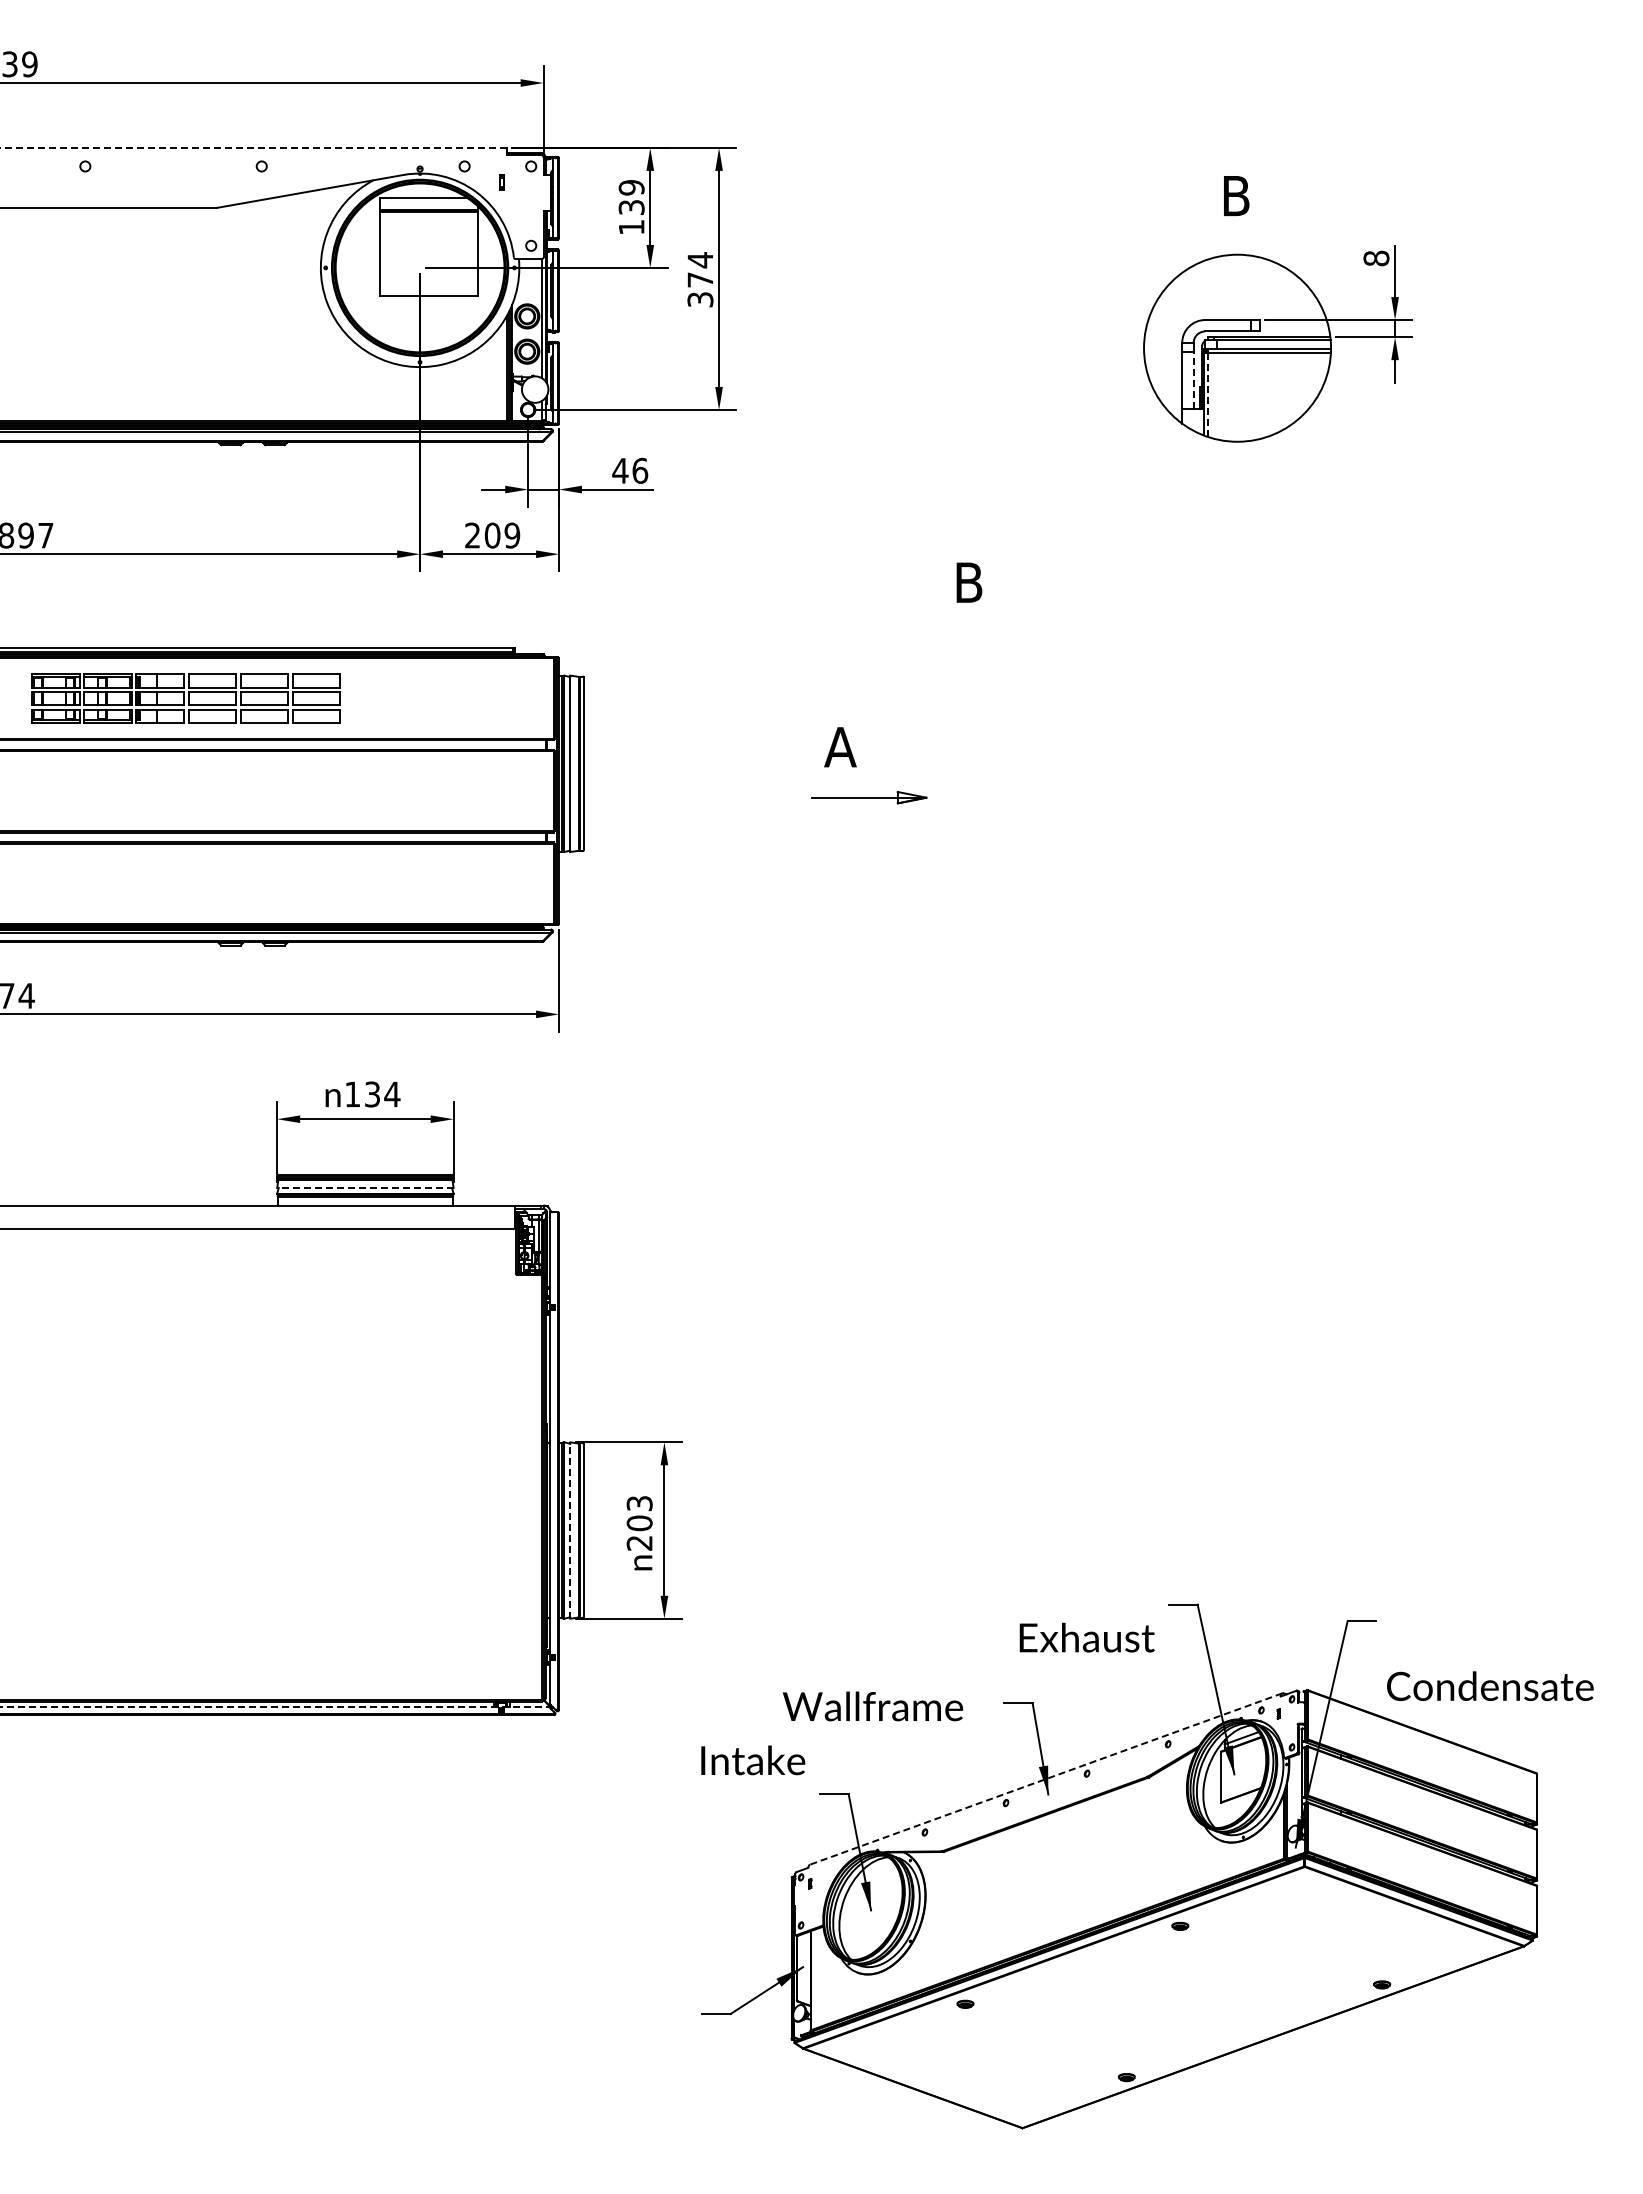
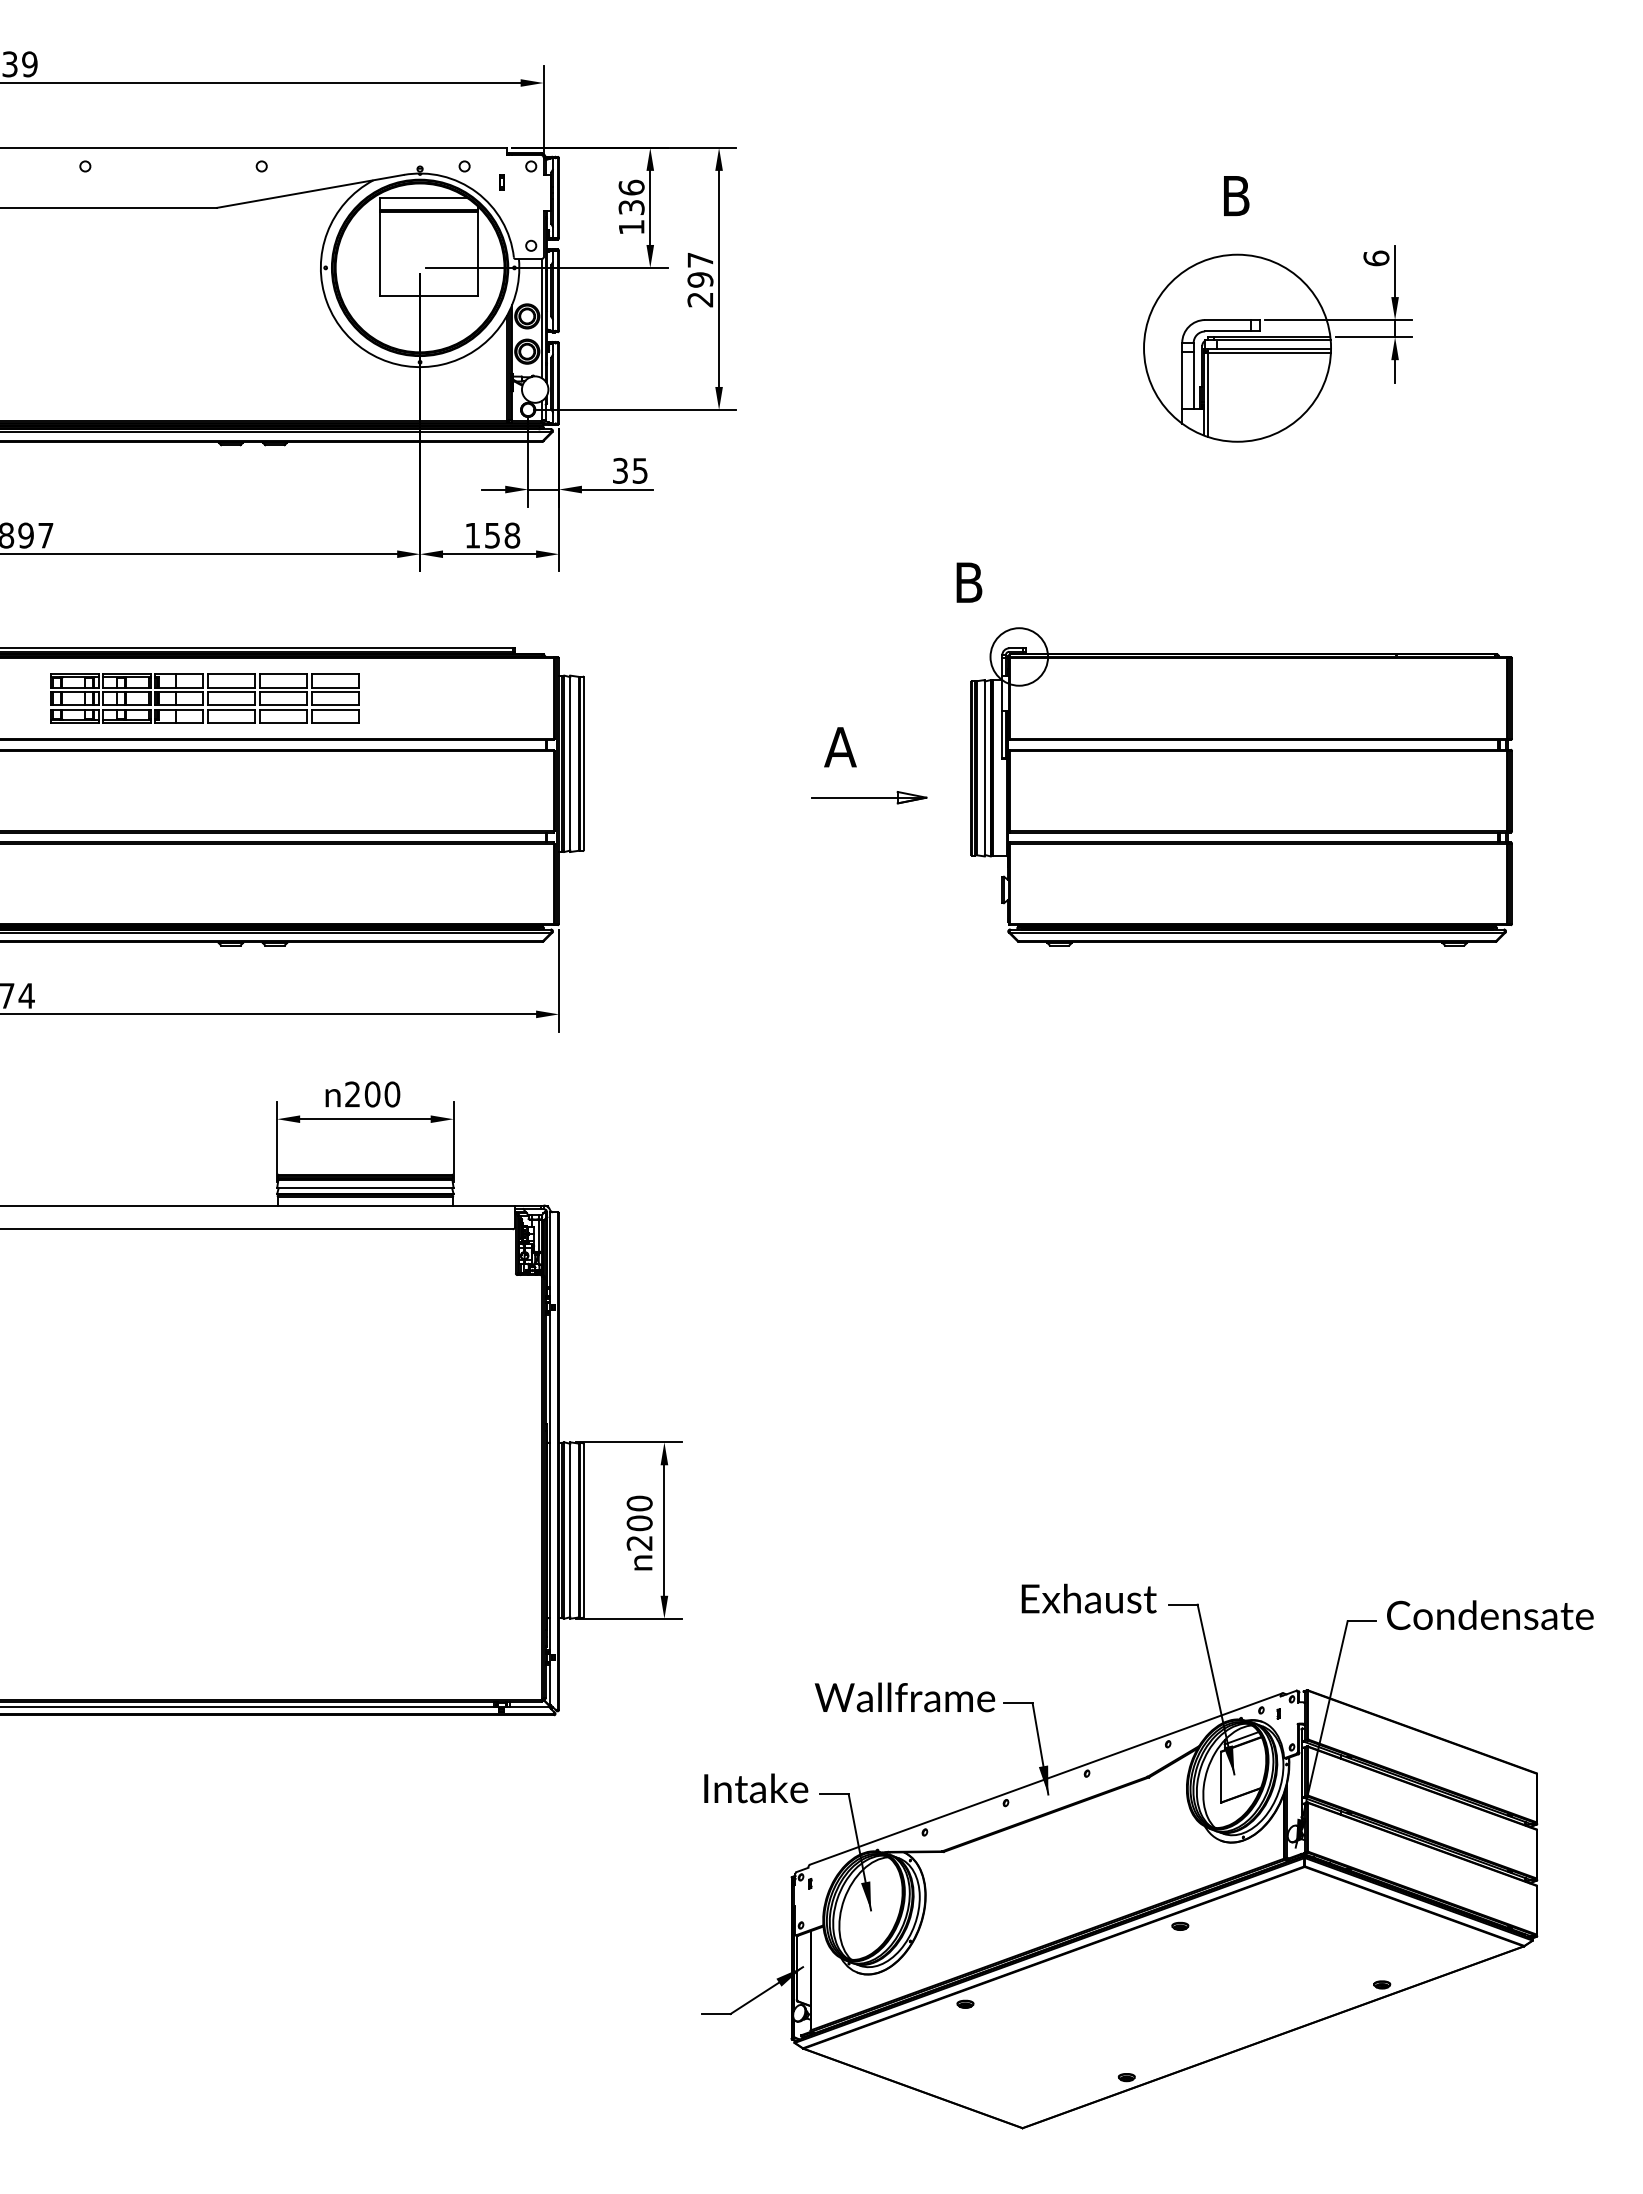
line: dashed -> solid (253, 147)
text: 139 -> 136 (631, 187)
text: 8 -> 6 (1376, 258)
text: 374 -> 297 (700, 279)
line: dashed -> solid (1193, 380)
line: dashed -> solid (1208, 394)
text: 46 -> 35 (630, 470)
text: 209 -> 158 (492, 535)
part position: (185, 698) -> (204, 698) (204, 698)
part: none -> present (1241, 786)
text: 134 -> 200 (372, 1094)
line: dashed -> solid (364, 1188)
text: 203 -> 200 (639, 1503)
line: dashed -> solid (570, 1530)
text position: (1086, 1637) -> (1088, 1598) (1088, 1598)
text position: (1490, 1685) -> (1490, 1614) (1490, 1614)
line: dashed -> solid (274, 1706)
text position: (872, 1706) -> (904, 1697) (904, 1697)
text position: (753, 1760) -> (756, 1788) (756, 1788)
line: dashed -> solid (1045, 1779)
